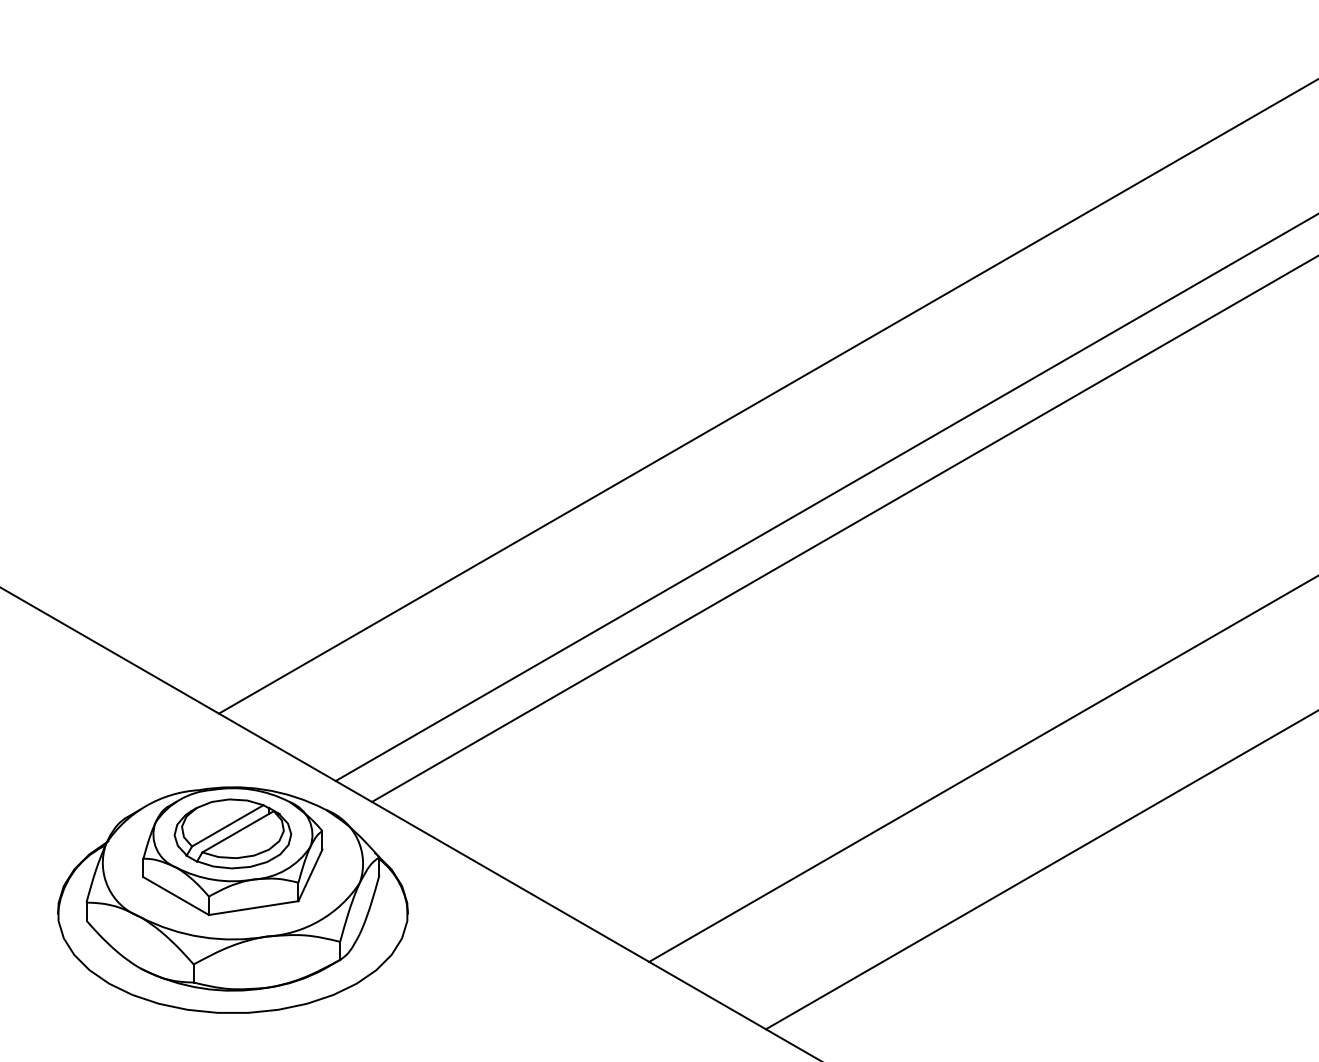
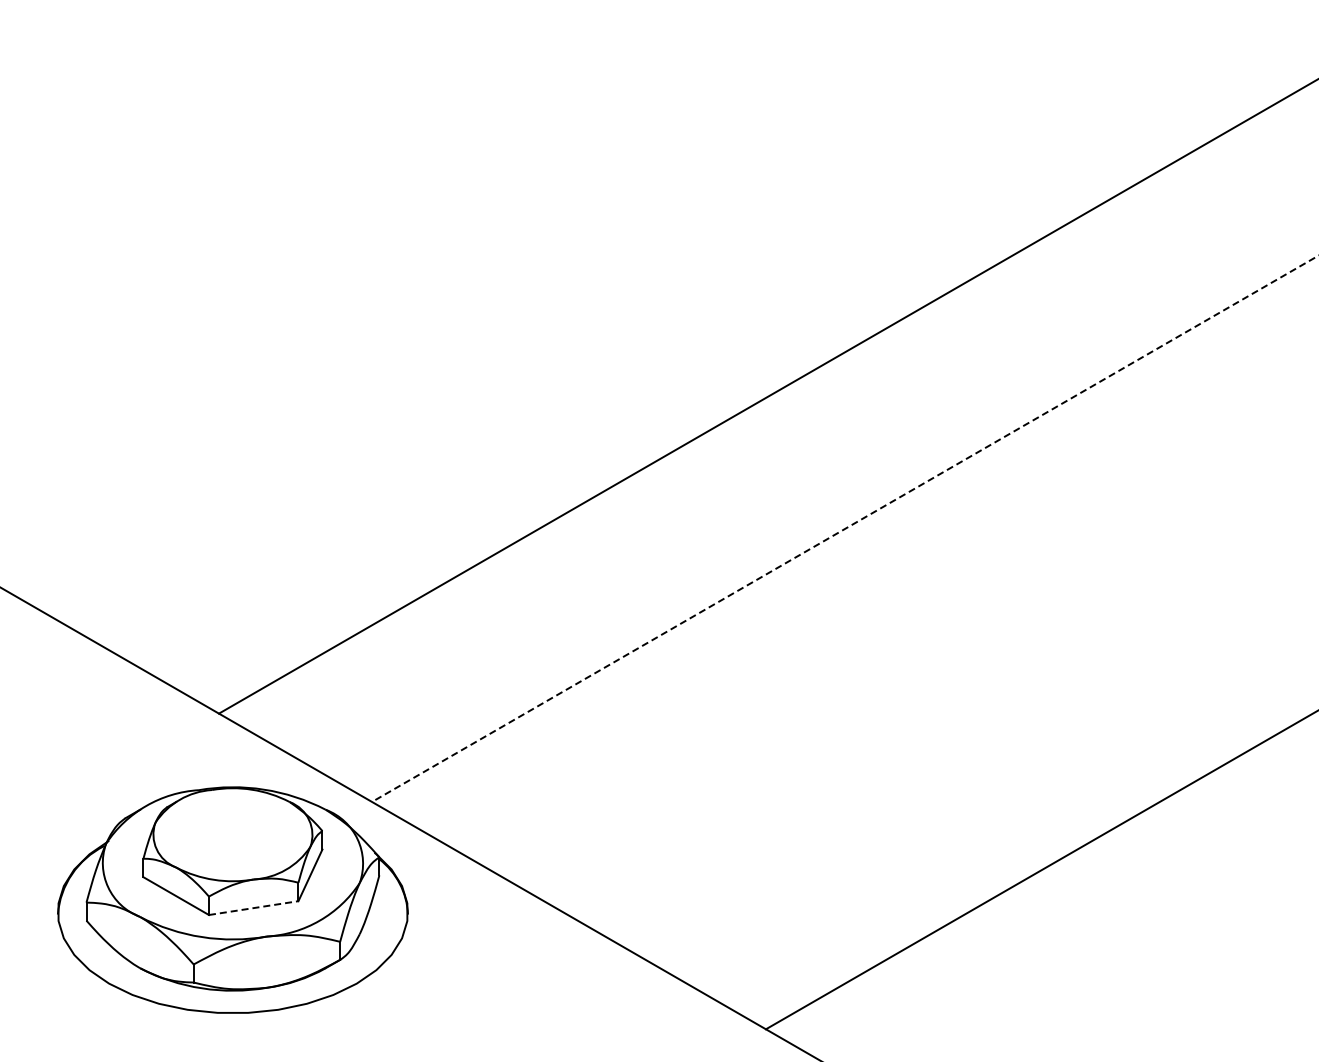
line: present -> none (825, 498)
line: solid -> dashed (844, 529)
line: present -> none (982, 769)
part: present -> none (232, 833)
line: solid -> dashed (254, 908)
